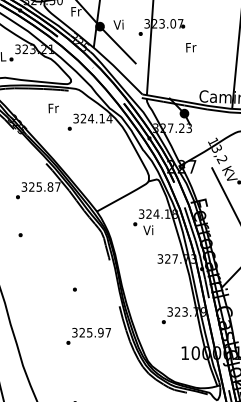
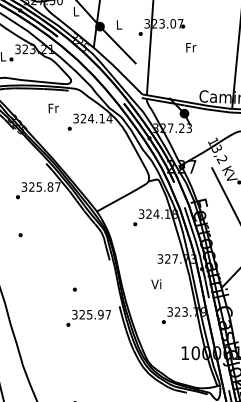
text: Fr -> L (76, 11)
text: Vi -> L (118, 24)
text position: (148, 230) -> (156, 284) (156, 284)
text position: (88, 335) -> (88, 317) (88, 317)
